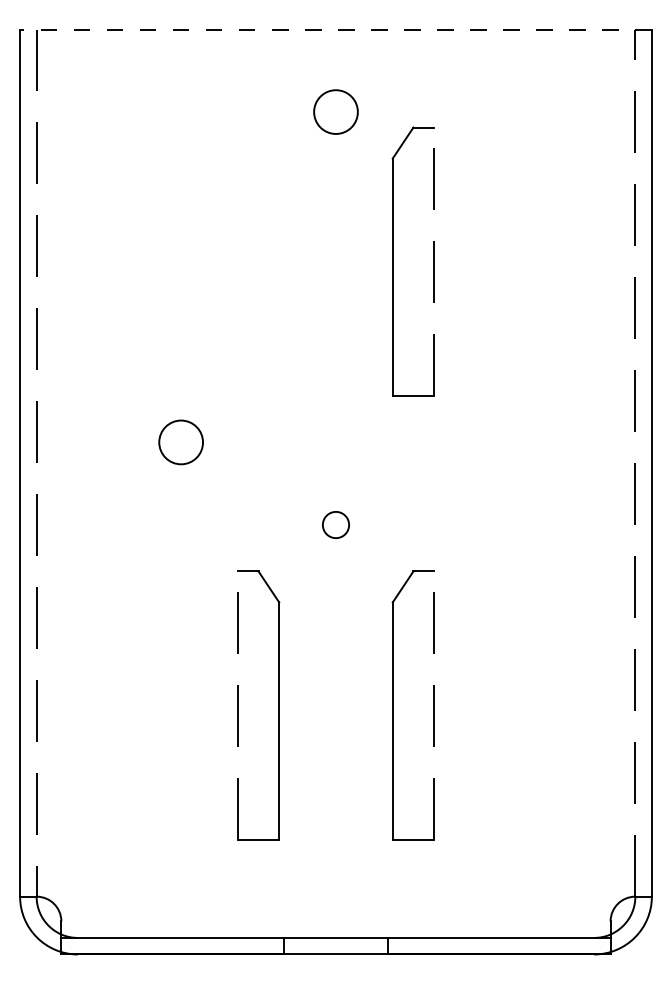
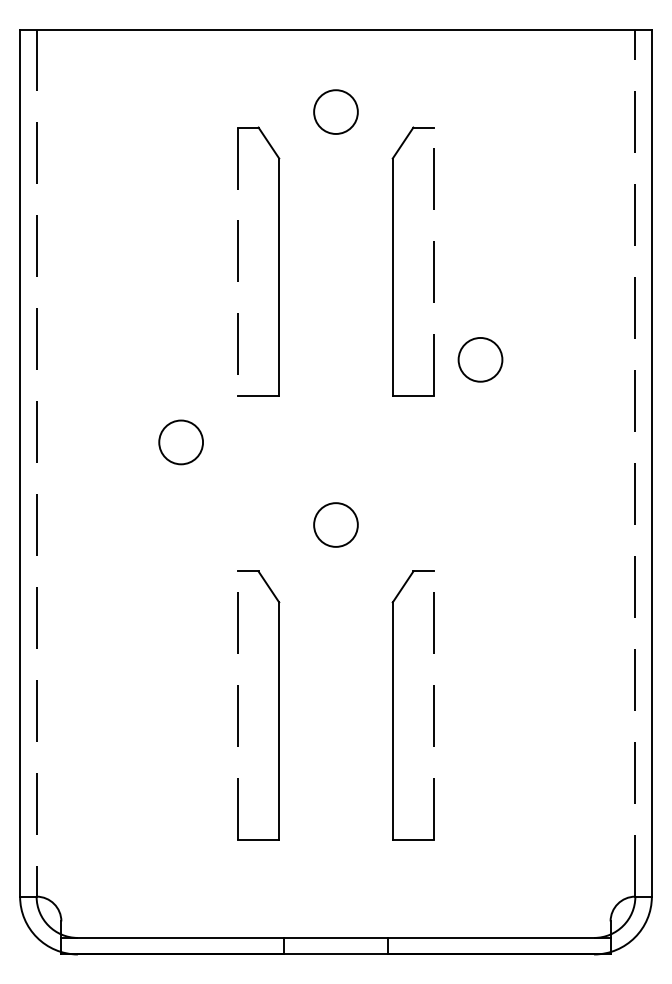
line: dashed -> solid (336, 29)
part: none -> present (238, 261)
circle: none -> present (480, 359)
circle diameter: 26 px -> 44 px (335, 524)
